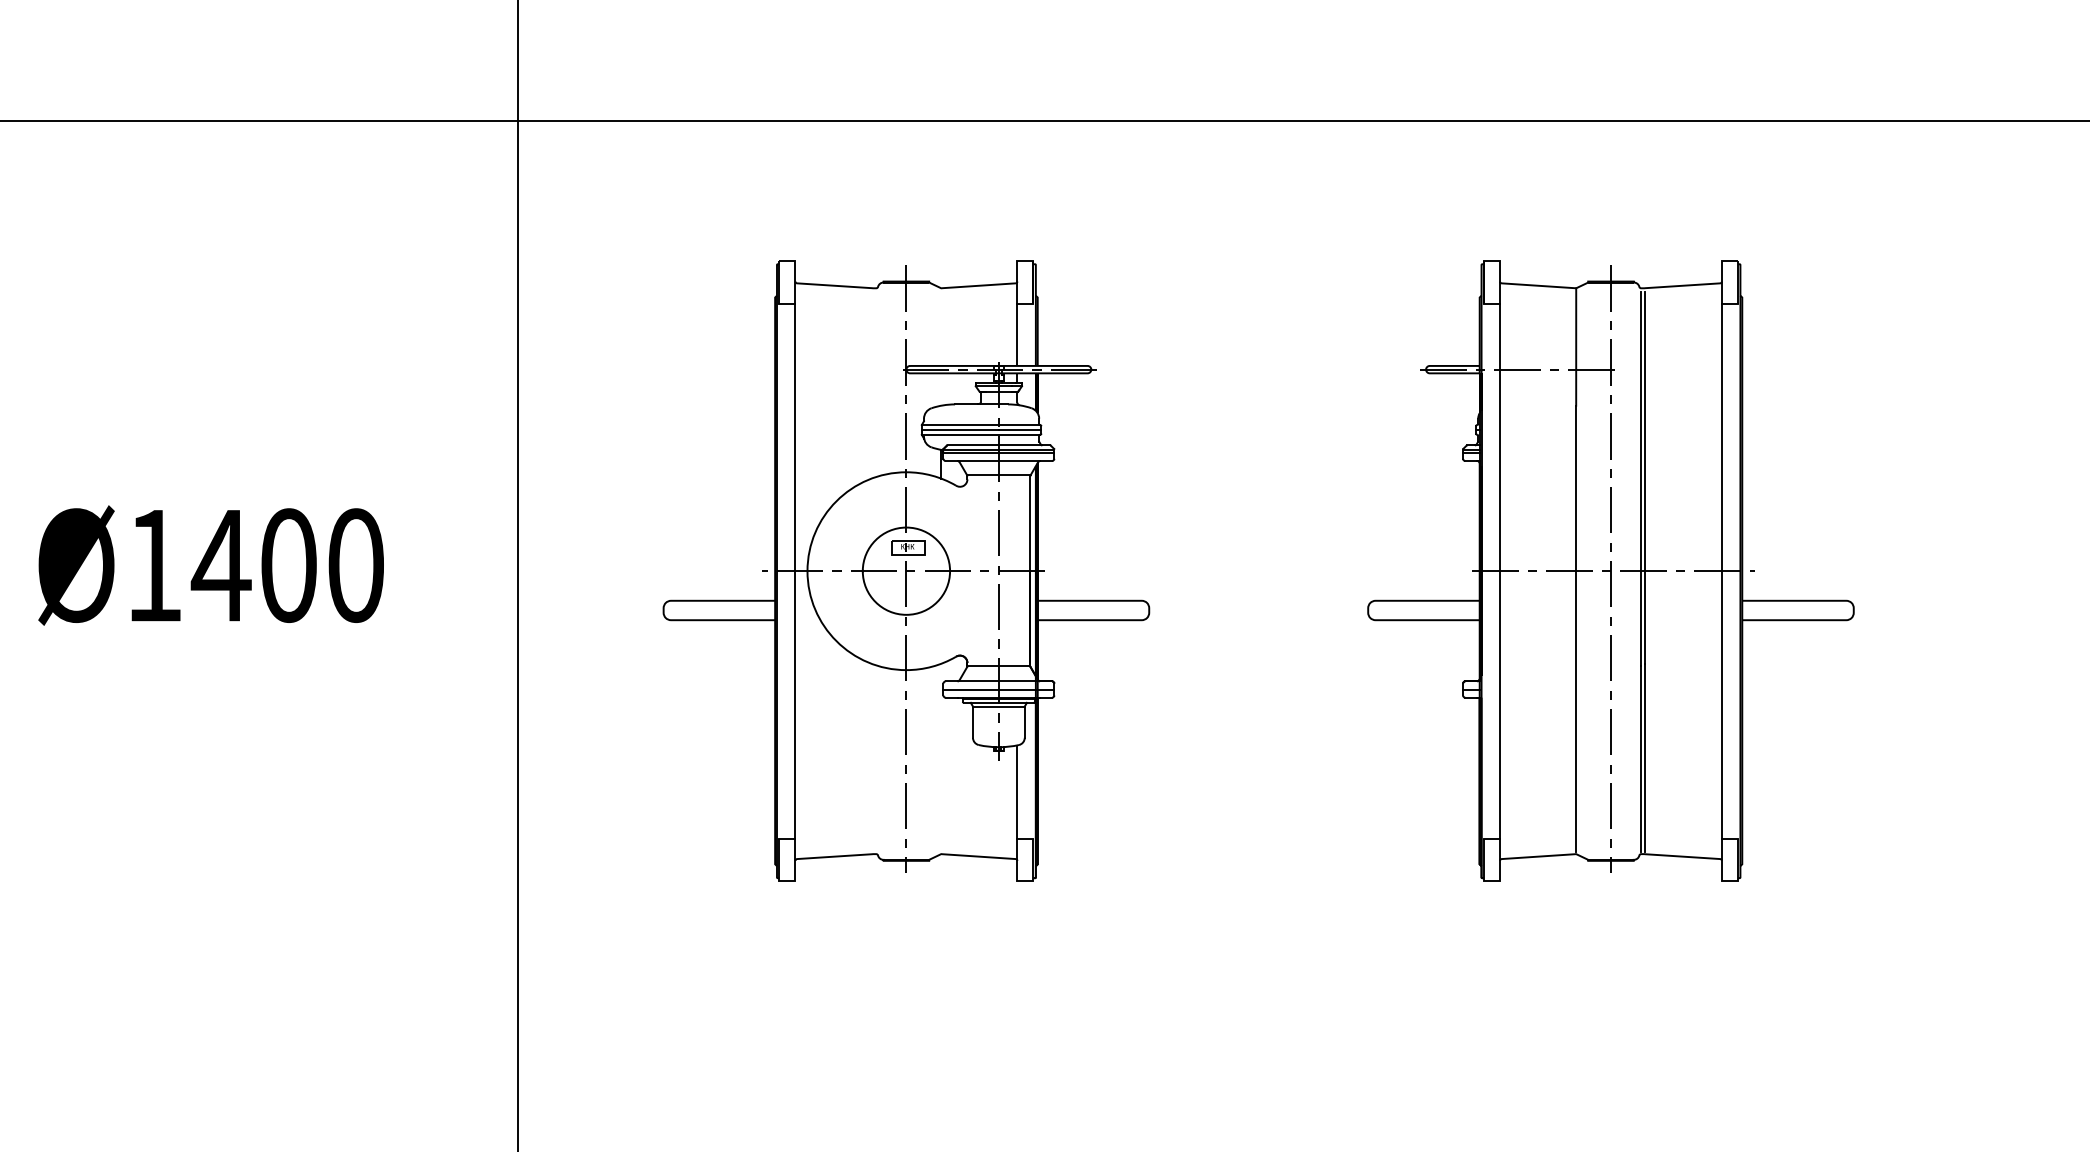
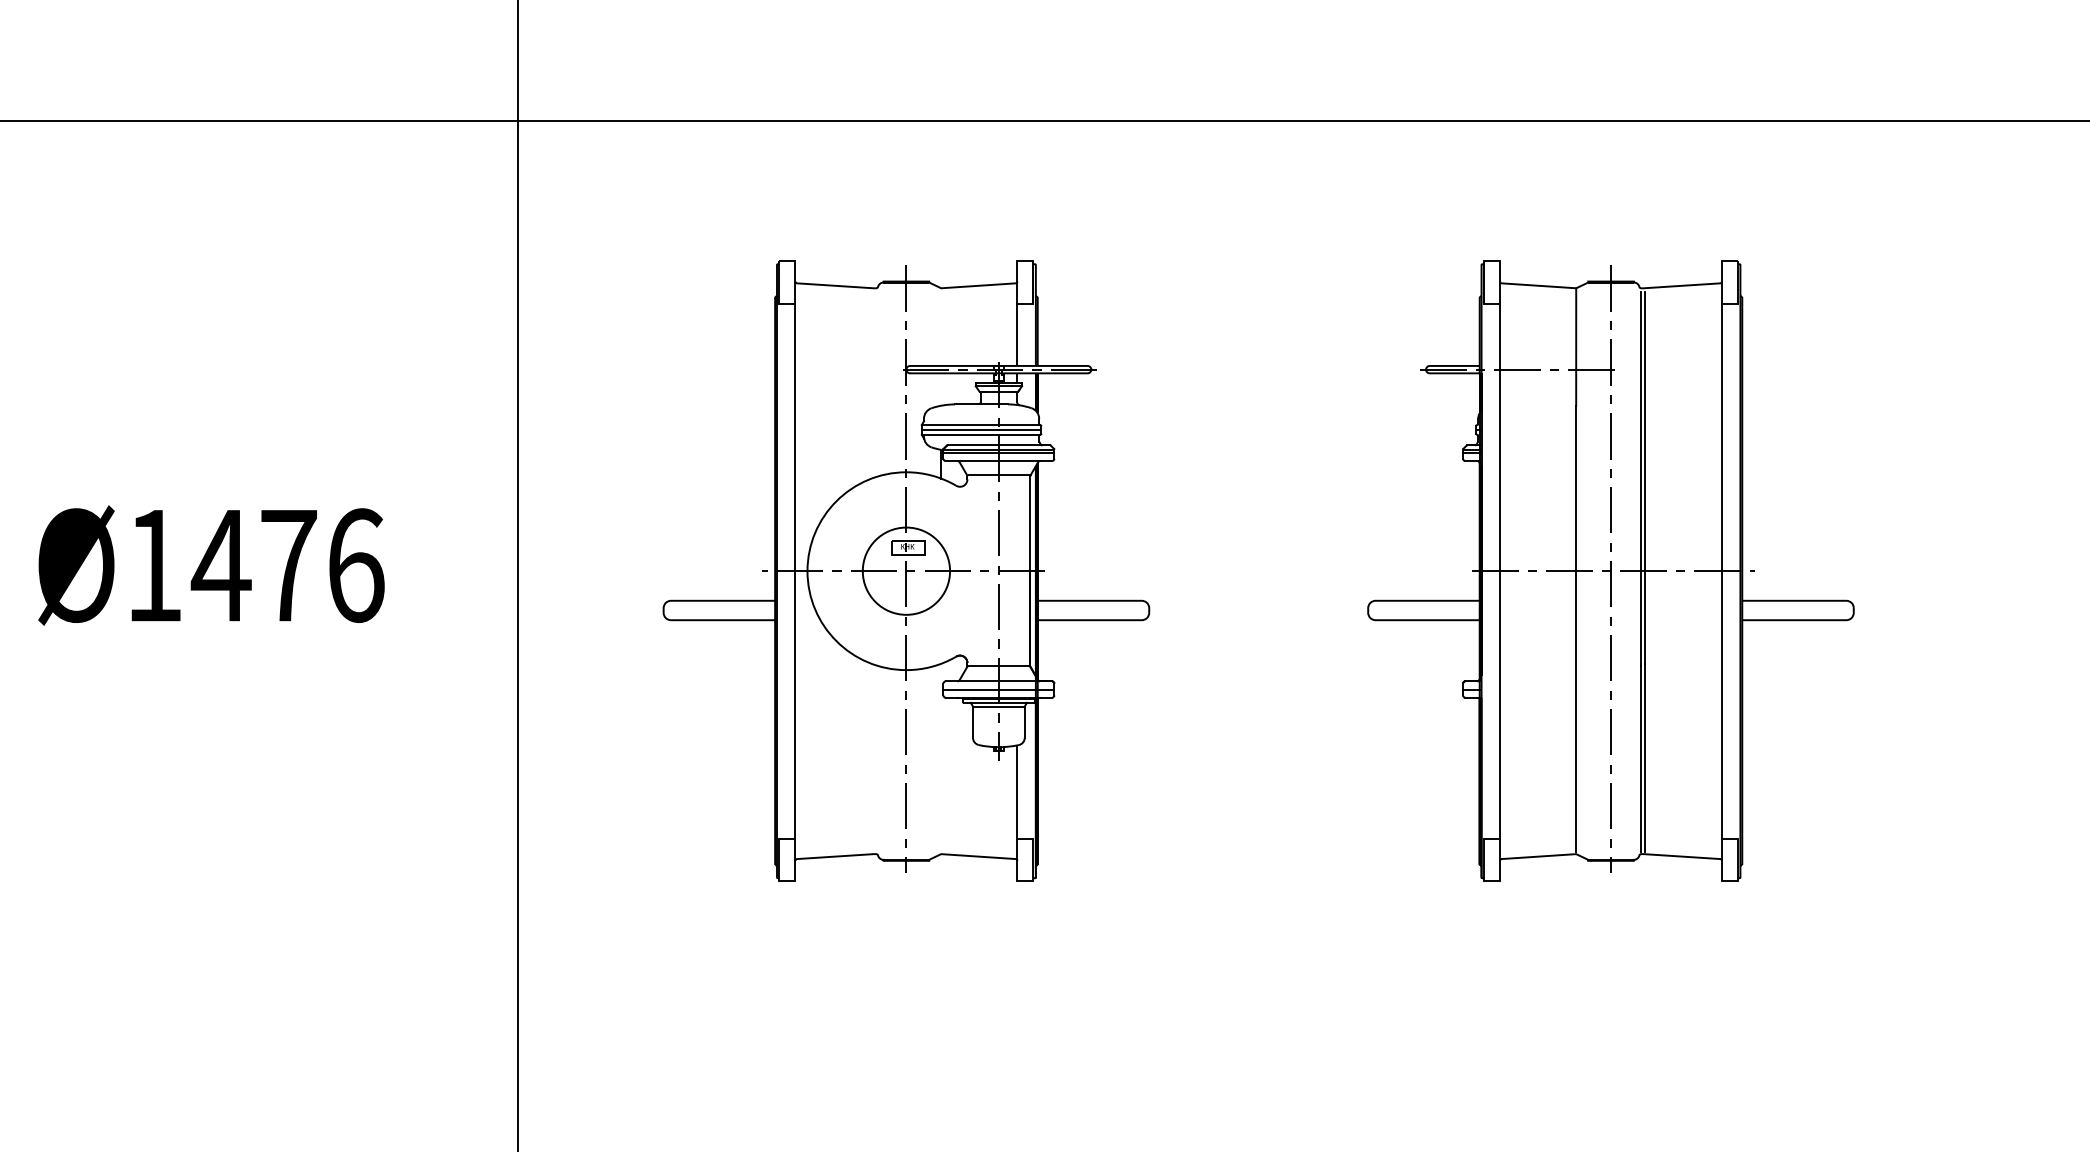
text: Ø1400 -> Ø1476 (322, 565)
